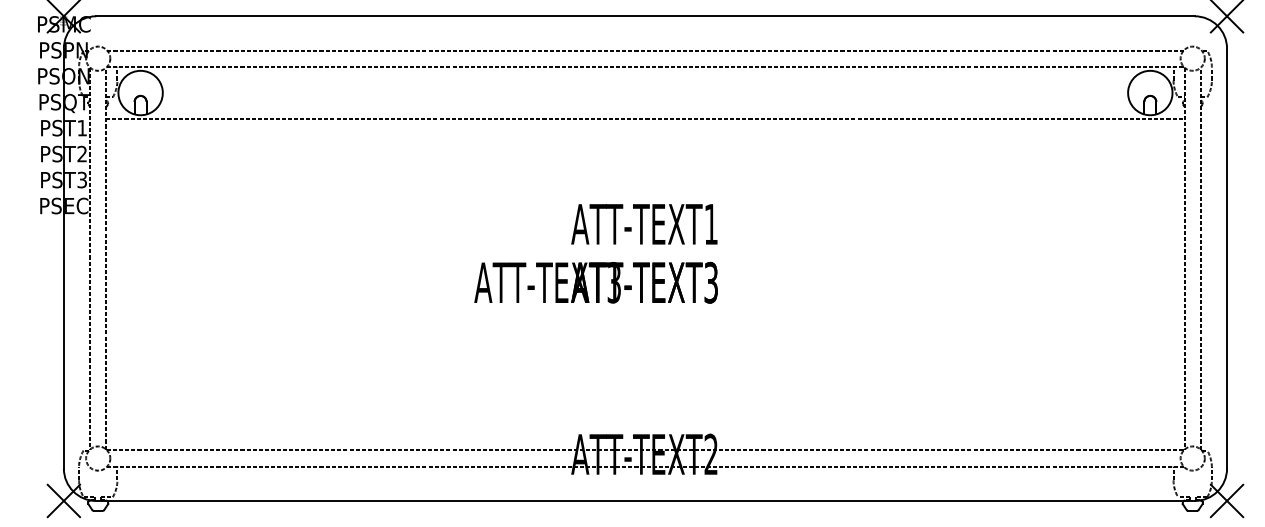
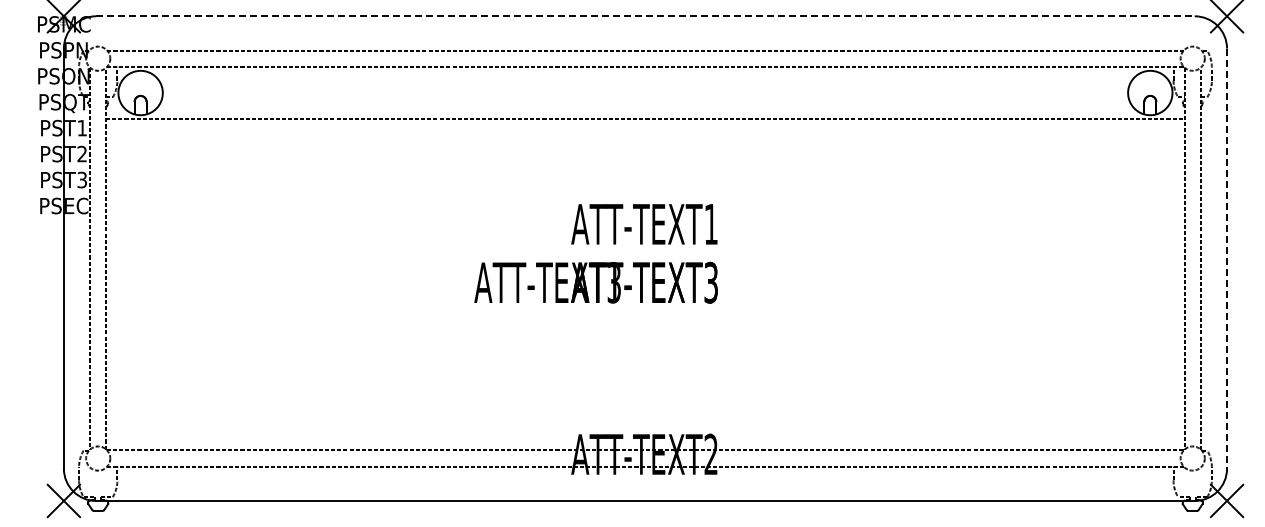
line: solid -> dashed (645, 16)
line: solid -> dashed (1227, 259)
